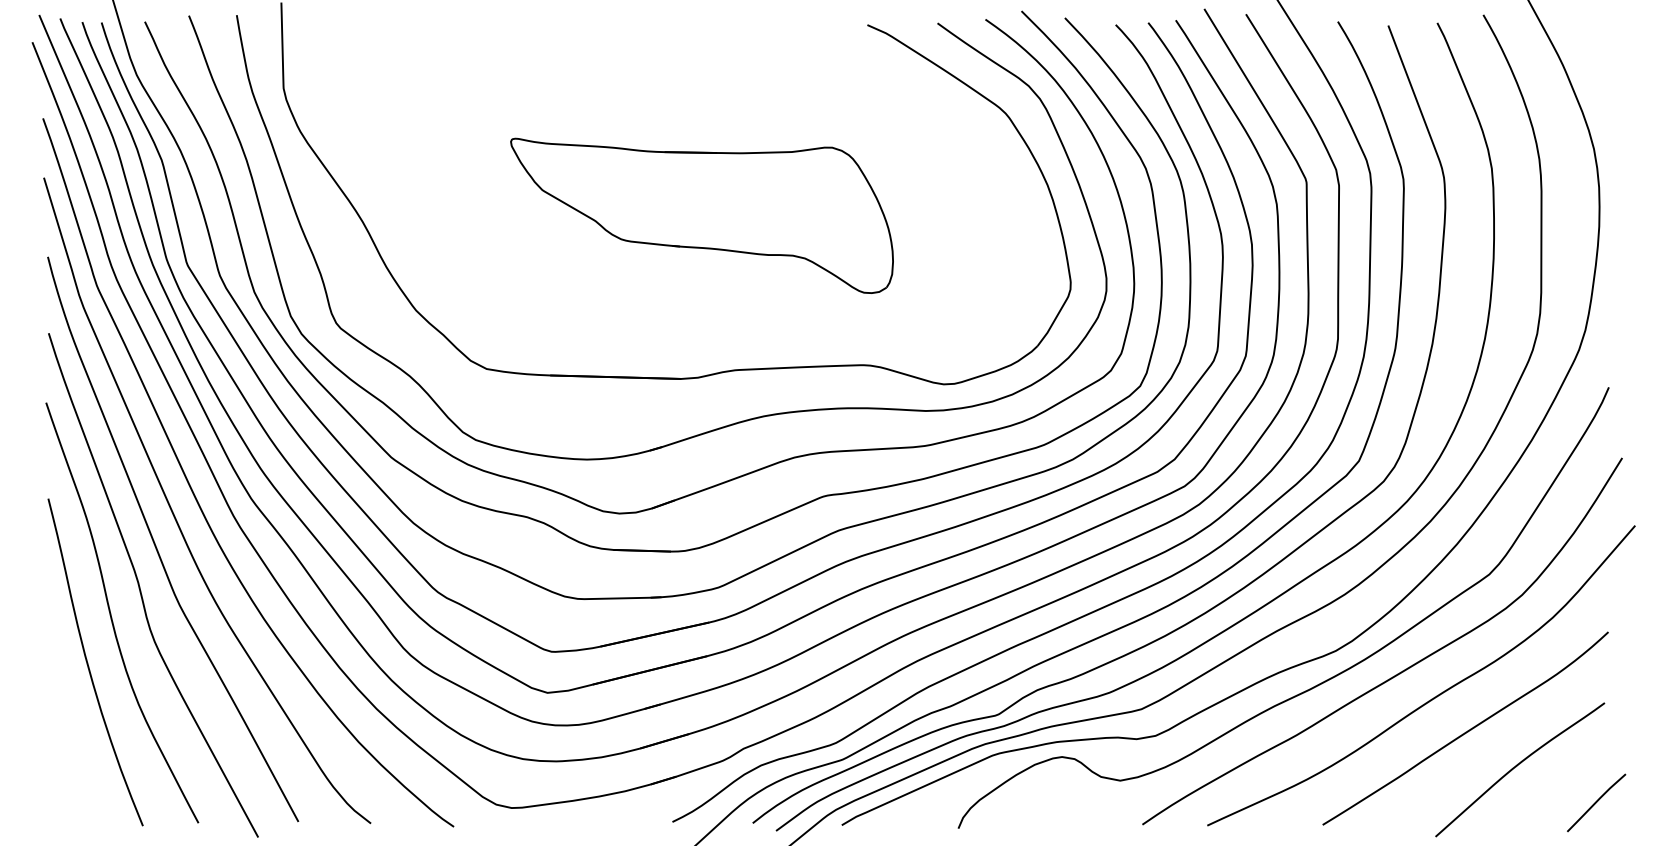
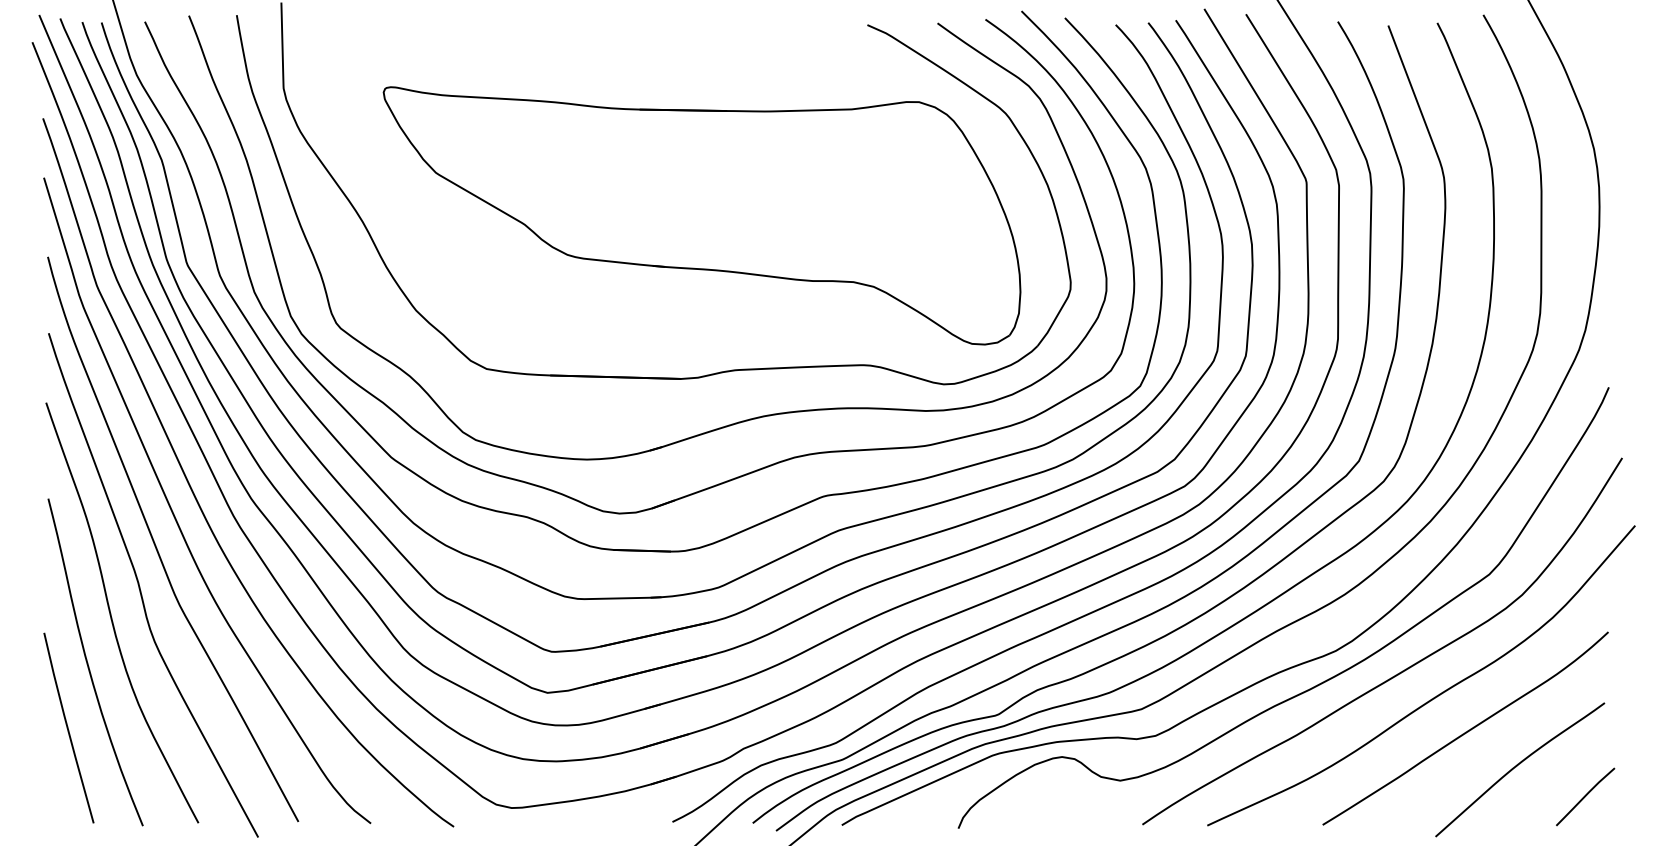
part size: 384x157 px -> 640x260 px (701, 215)
line: none -> present (68, 727)
line position: (1596, 802) -> (1585, 796) (1585, 796)
